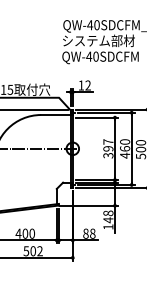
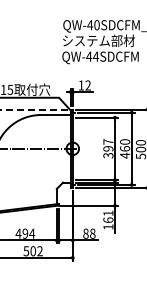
text: QW-40SDCFM -> QW-44SDCFM (96, 56)
line: solid -> dashed (33, 109)
text: 148 -> 161 (108, 216)
text: 400 -> 494 (28, 233)
